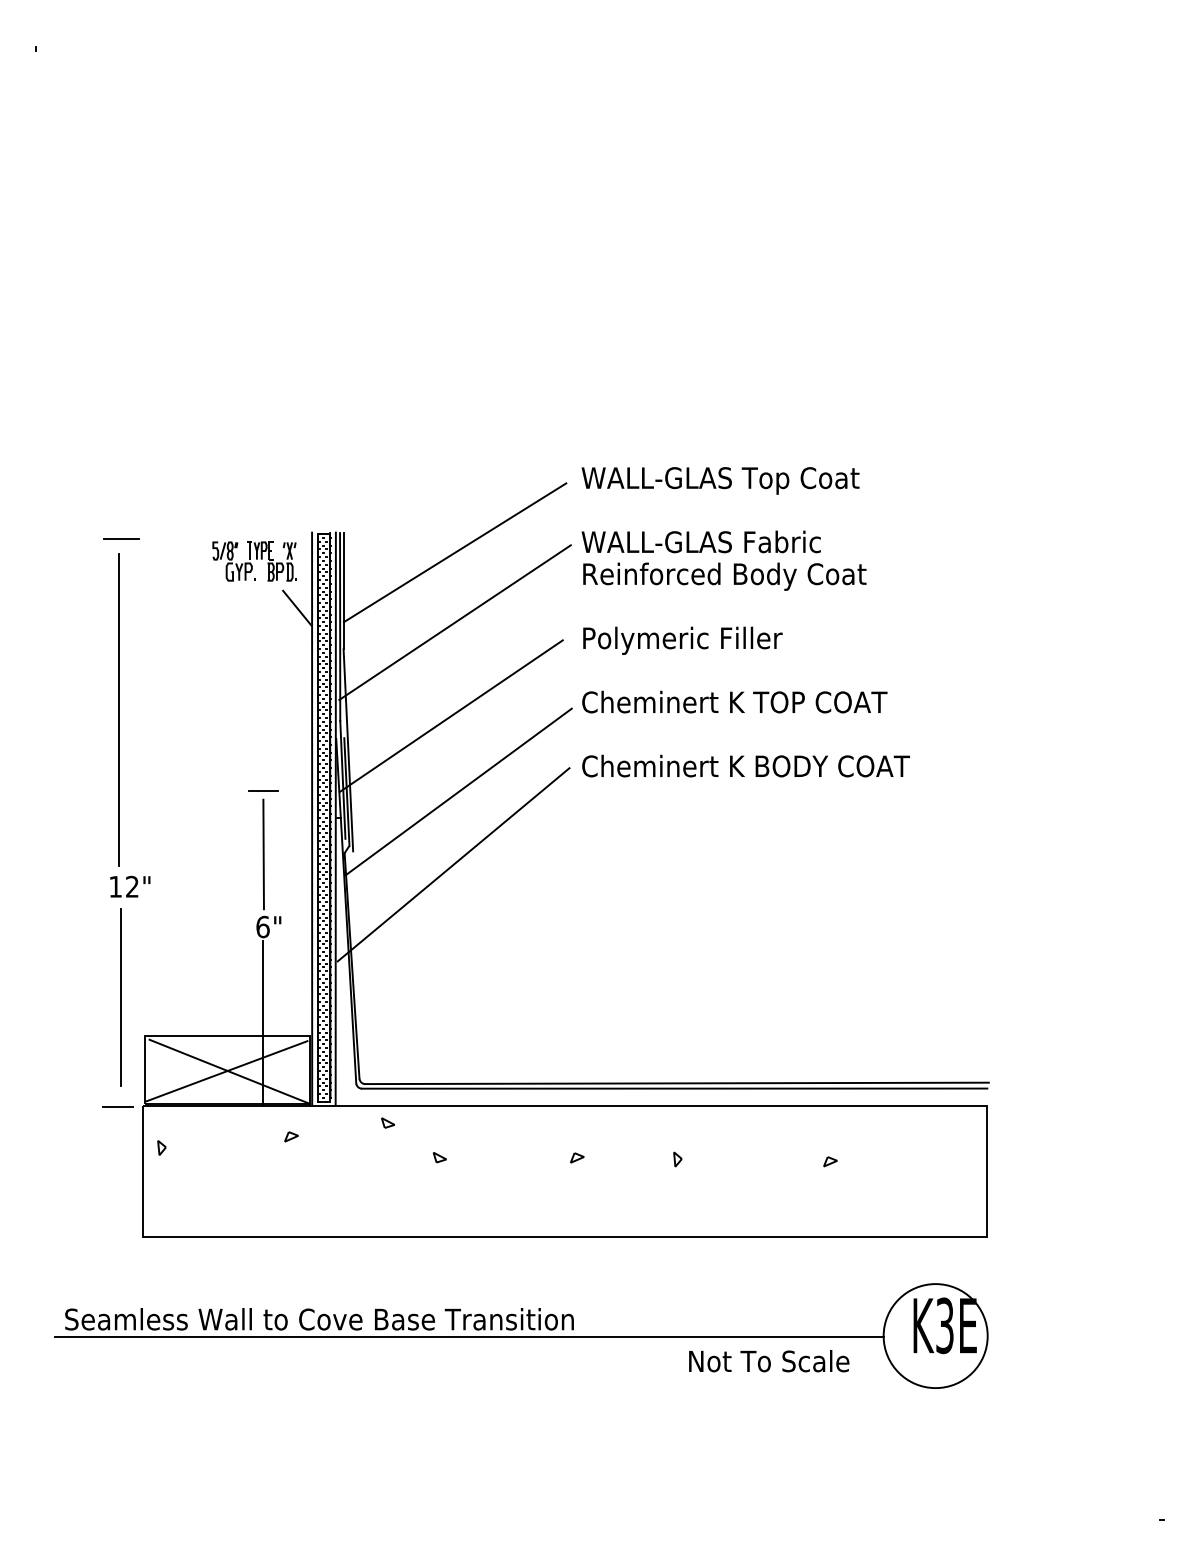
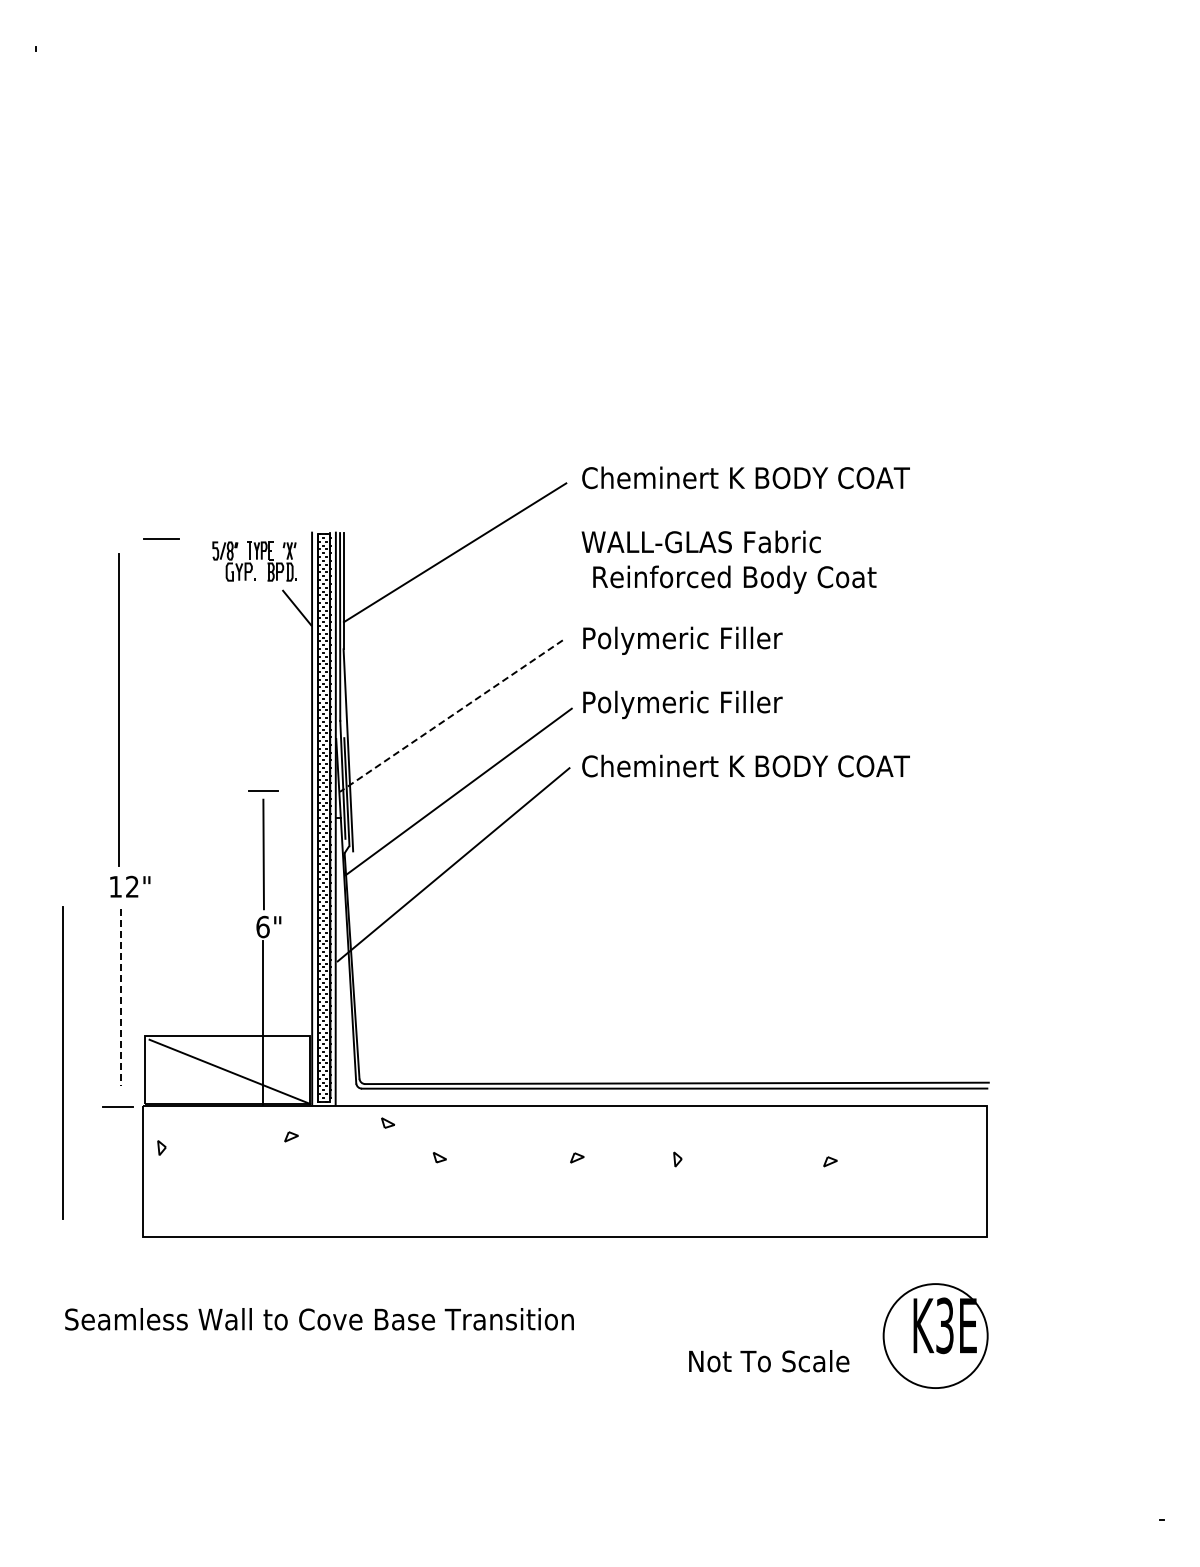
text: WALL-GLAS Top Coat -> Cheminert K BODY COAT (745, 480)
line position: (121, 538) -> (161, 538) (161, 538)
text position: (724, 576) -> (734, 579) (734, 579)
line: present -> none (454, 622)
text: Cheminert K TOP COAT -> Polymeric Filler (734, 704)
line: solid -> dashed (451, 716)
line: solid -> dashed (120, 998)
line: none -> present (62, 1062)
line: present -> none (226, 1071)
line: present -> none (469, 1337)
